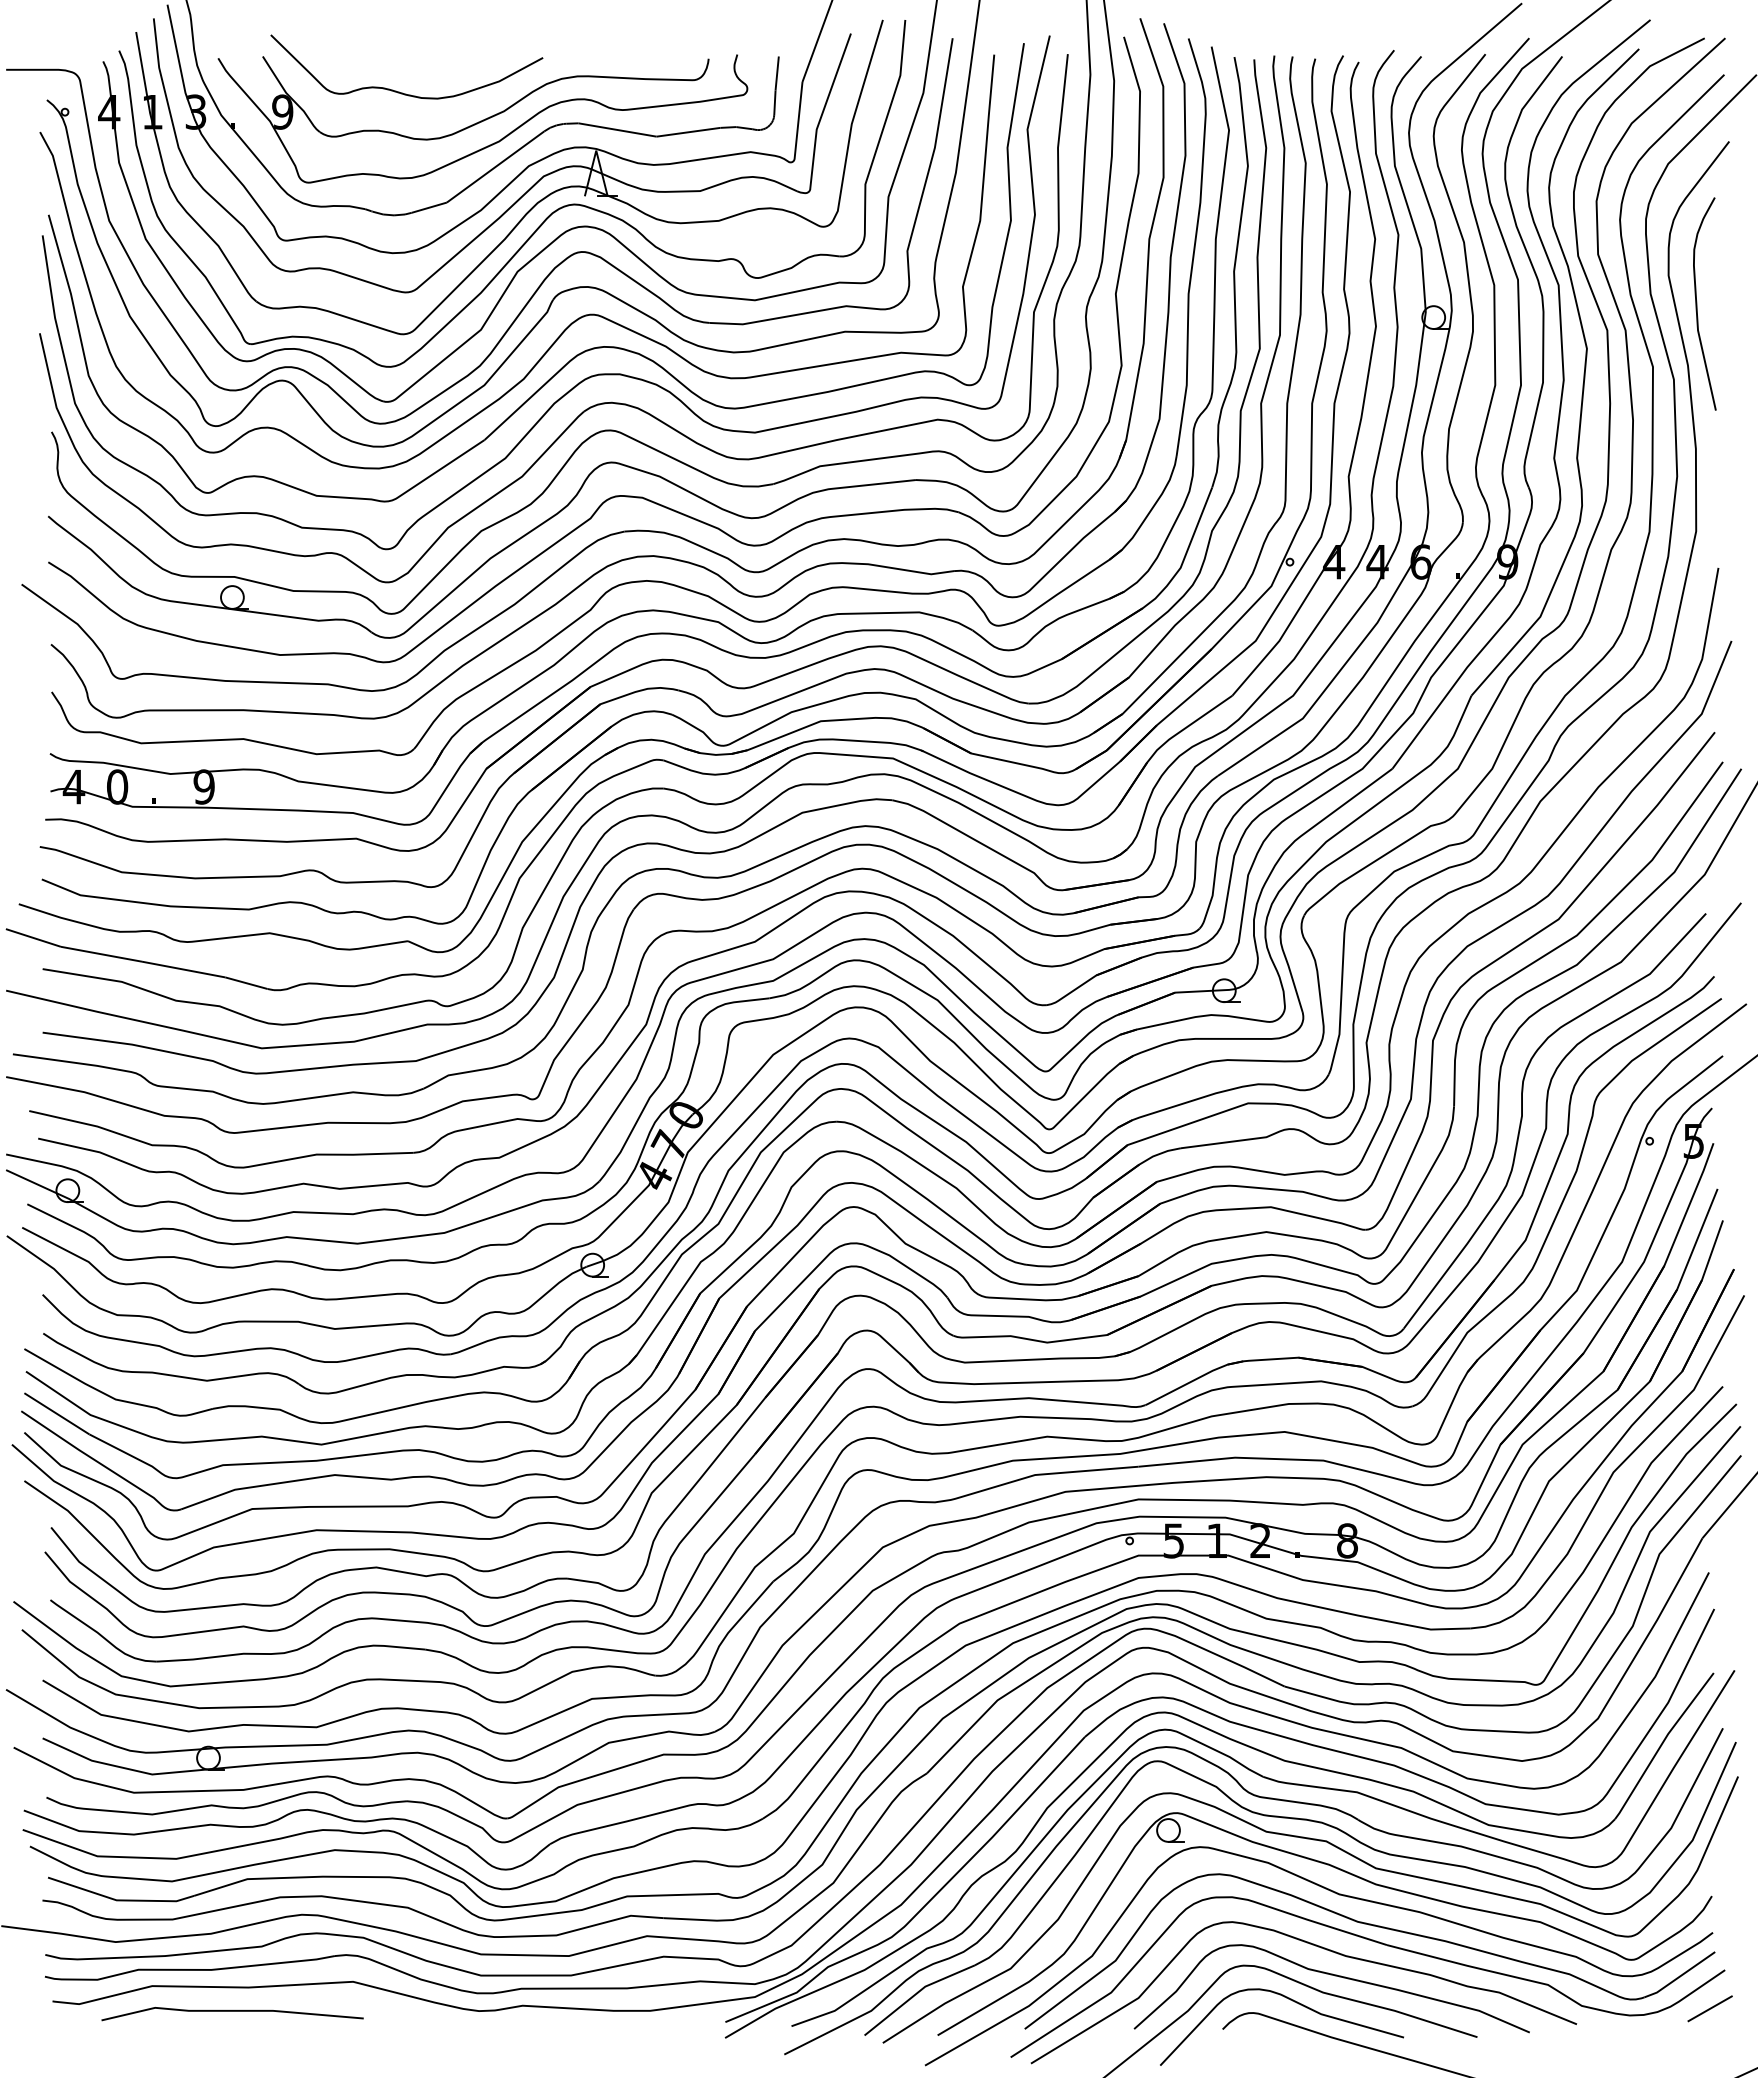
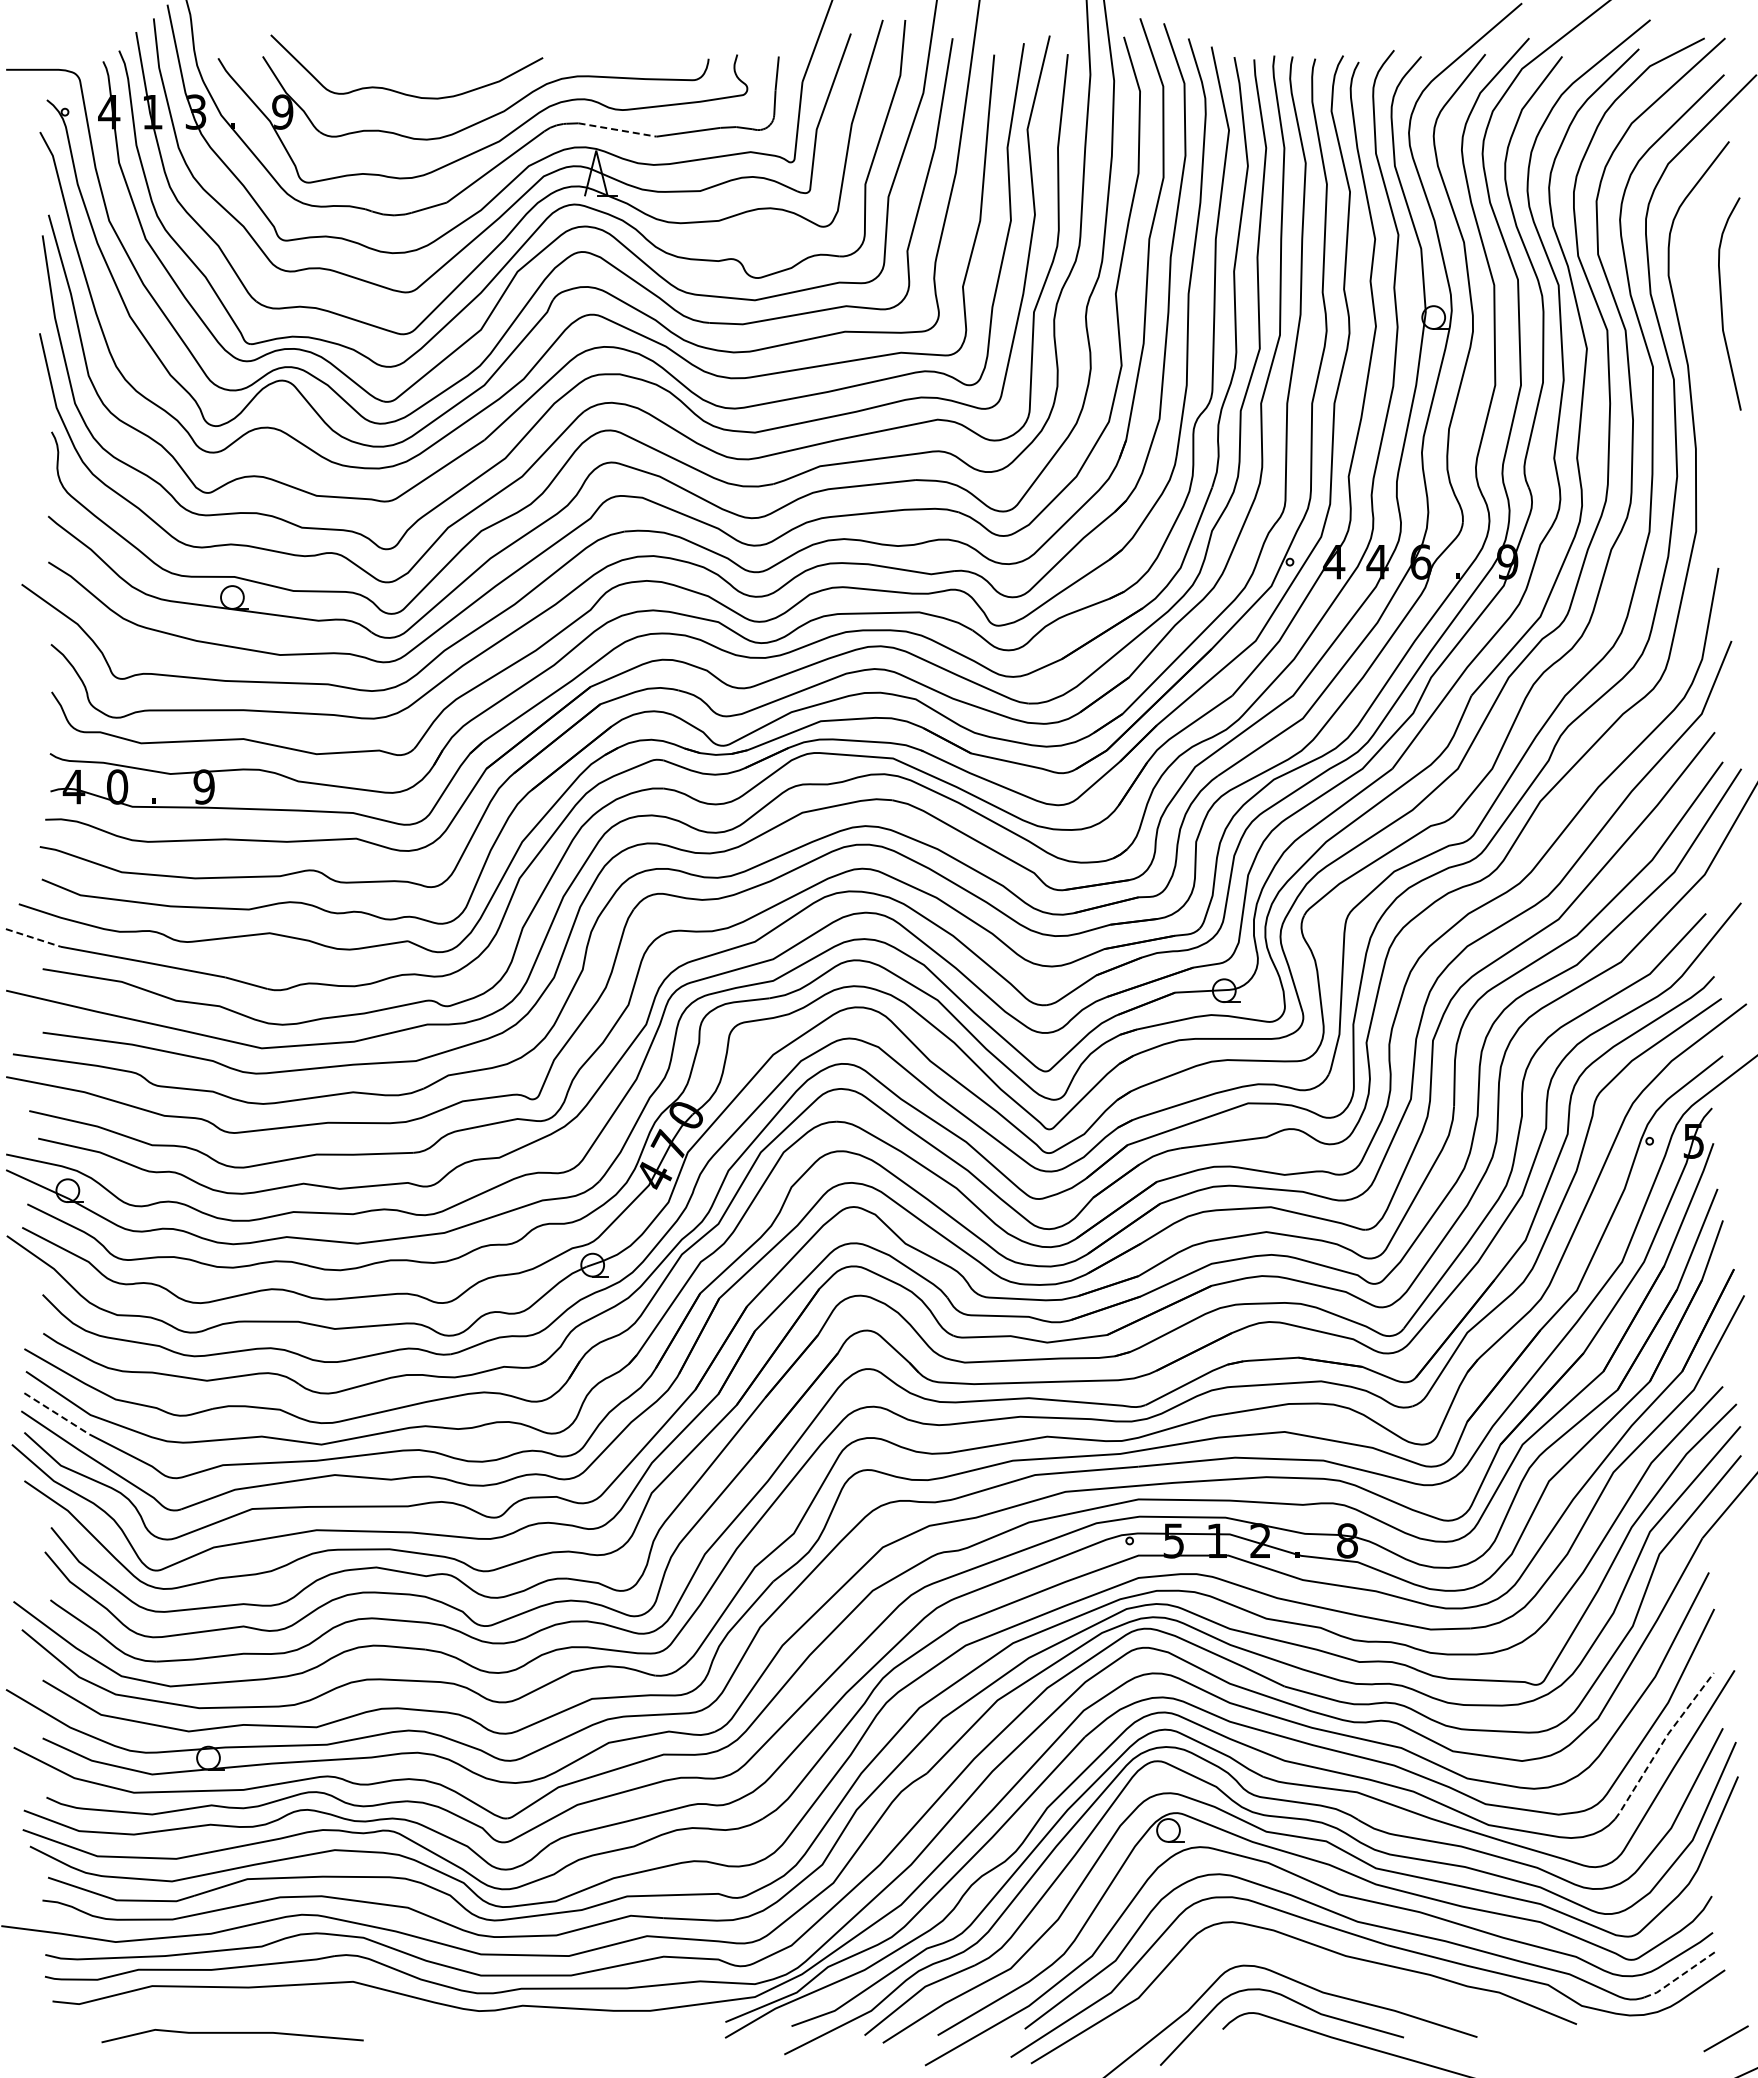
line: solid -> dashed (617, 130)
curve position: (1697, 303) -> (1722, 303) (1722, 303)
line: solid -> dashed (33, 937)
line: solid -> dashed (57, 1414)
line: solid -> dashed (1662, 1744)
curve: present -> none (1334, 1976)
line: solid -> dashed (1679, 1976)
line position: (1709, 2008) -> (1725, 2038) (1725, 2038)
line position: (232, 2011) -> (232, 2033) (232, 2033)
